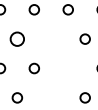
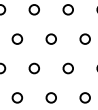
circle size: 16x16 px -> 13x12 px (17, 38)
circle: none -> present (50, 38)
circle: none -> present (67, 68)
circle: none -> present (50, 97)
